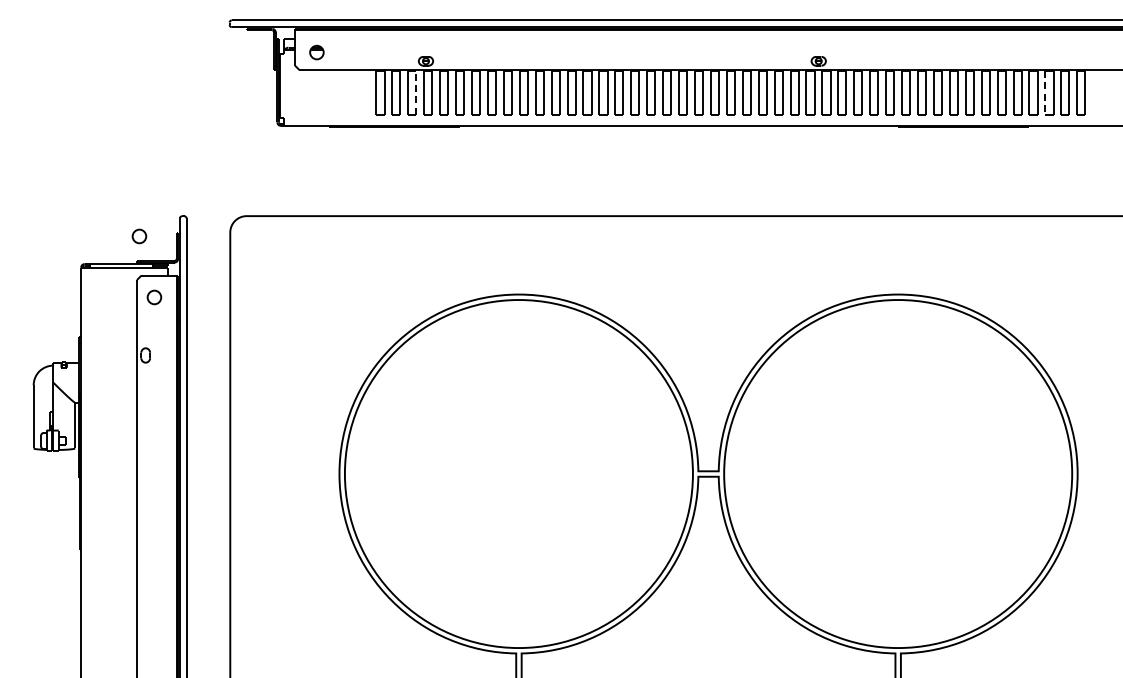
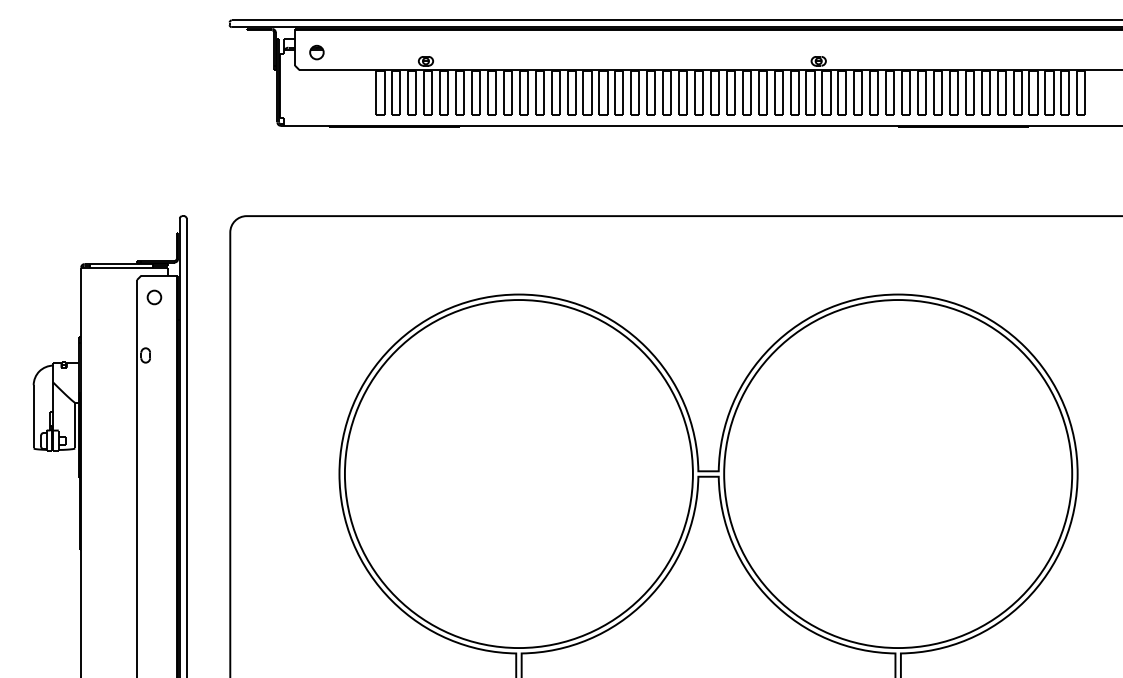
line: dashed -> solid (416, 92)
line: dashed -> solid (1045, 92)
part: present -> none (139, 236)
